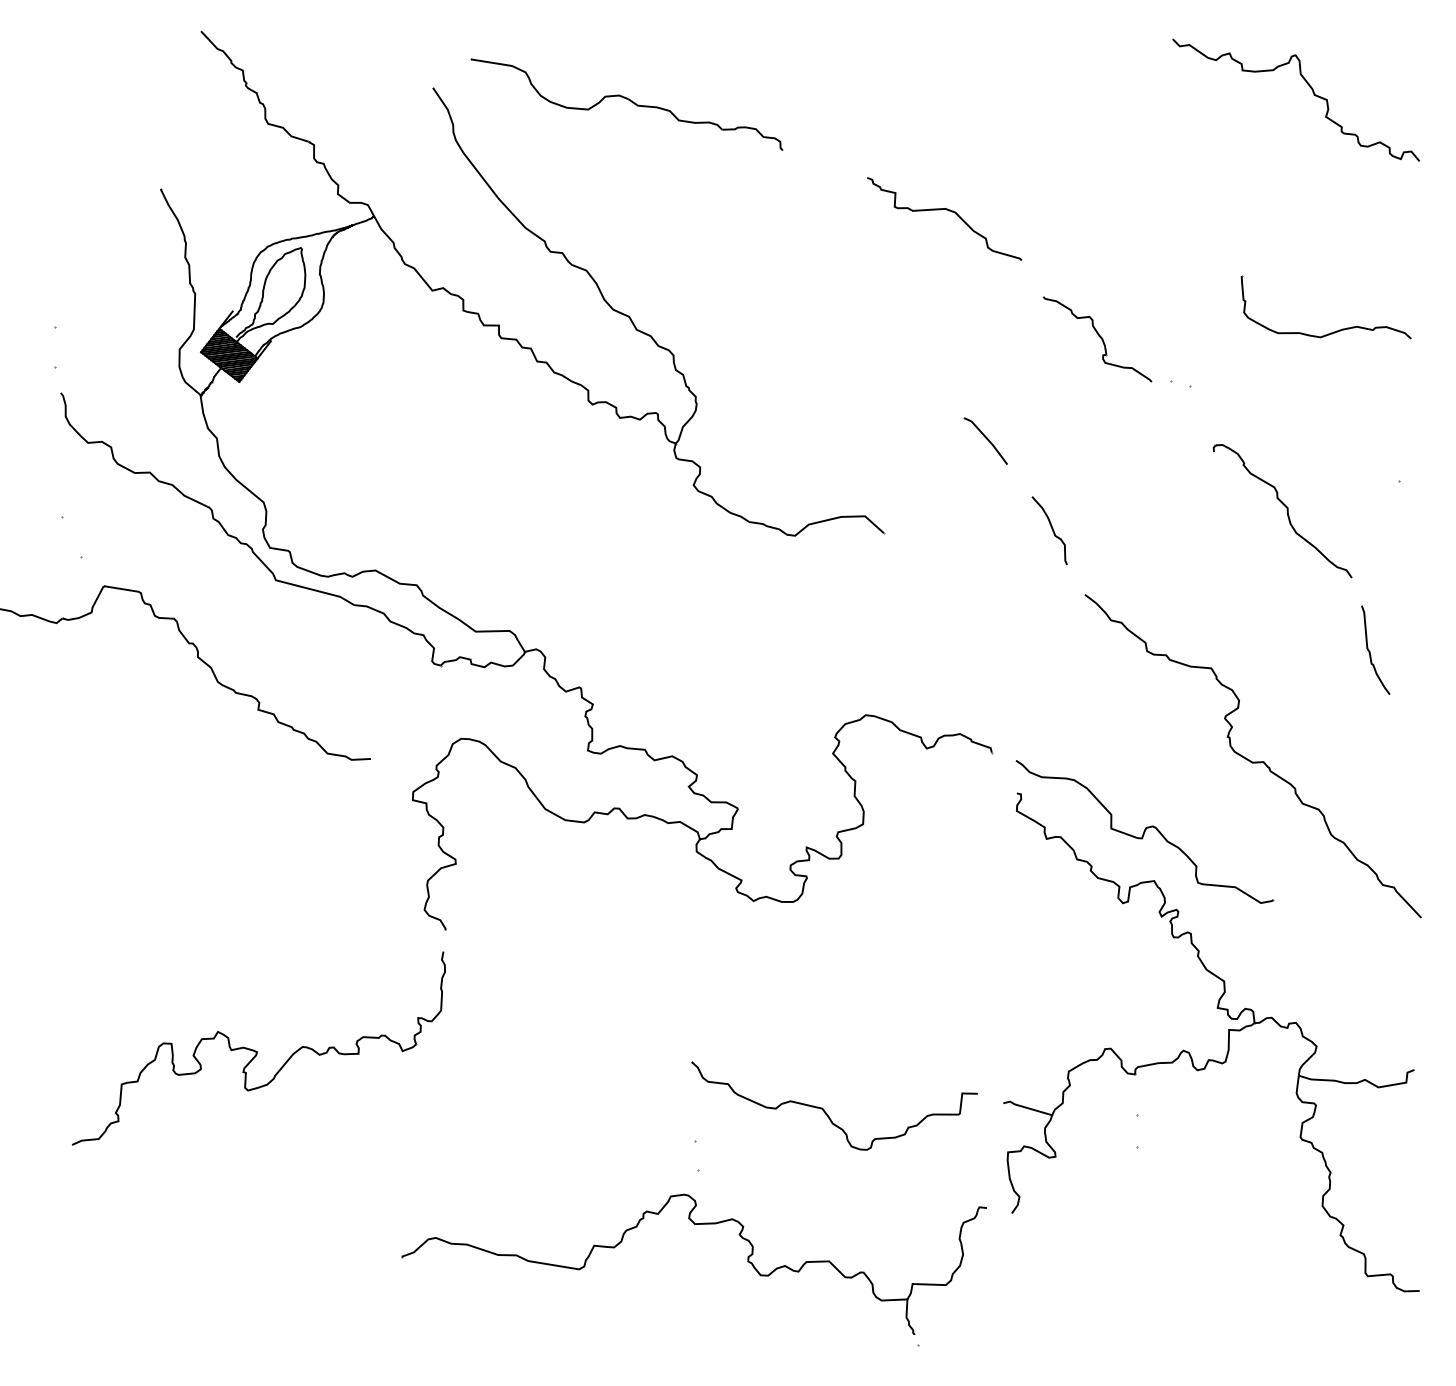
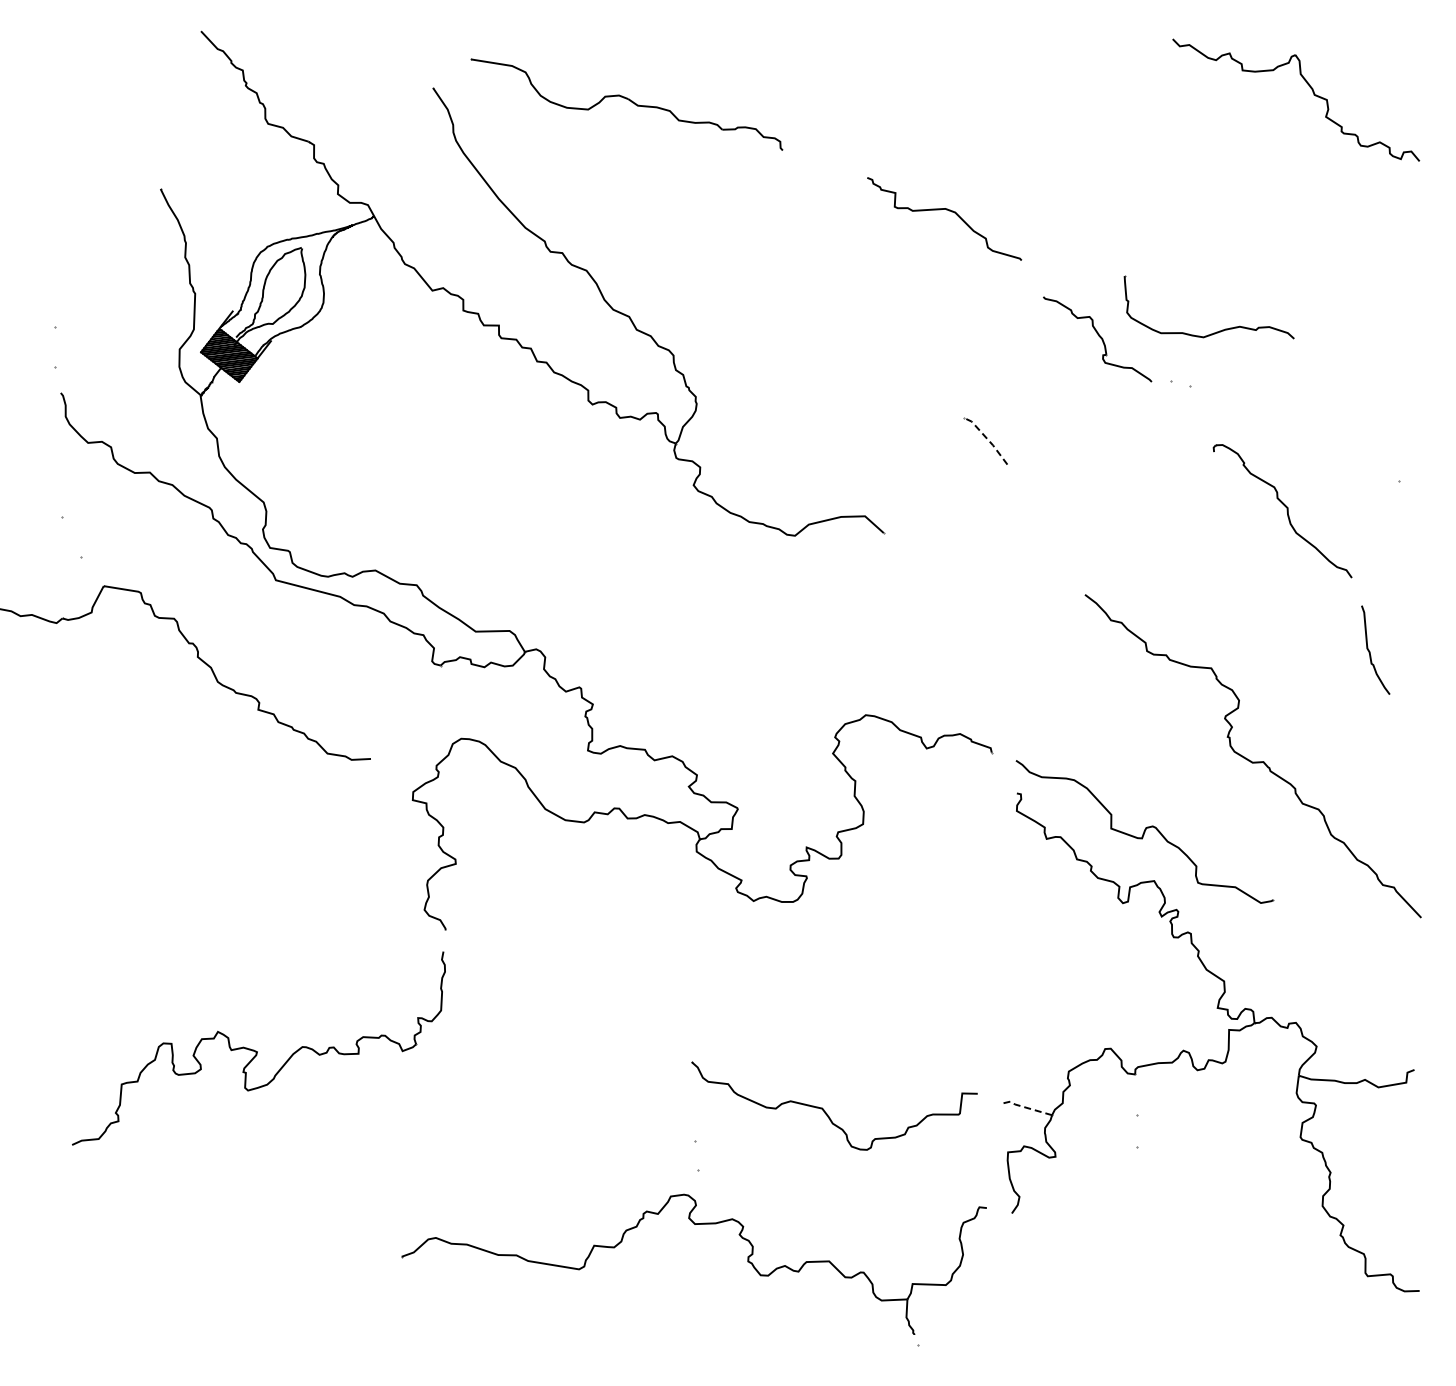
part position: (1333, 331) -> (1216, 331) (1216, 331)
line: solid -> dashed (987, 439)
curve: present -> none (1051, 529)
line: solid -> dashed (1025, 1107)
